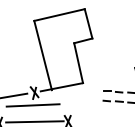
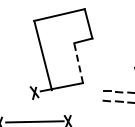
line: solid -> dashed (78, 62)
line: present -> none (14, 95)
line: present -> none (32, 105)
